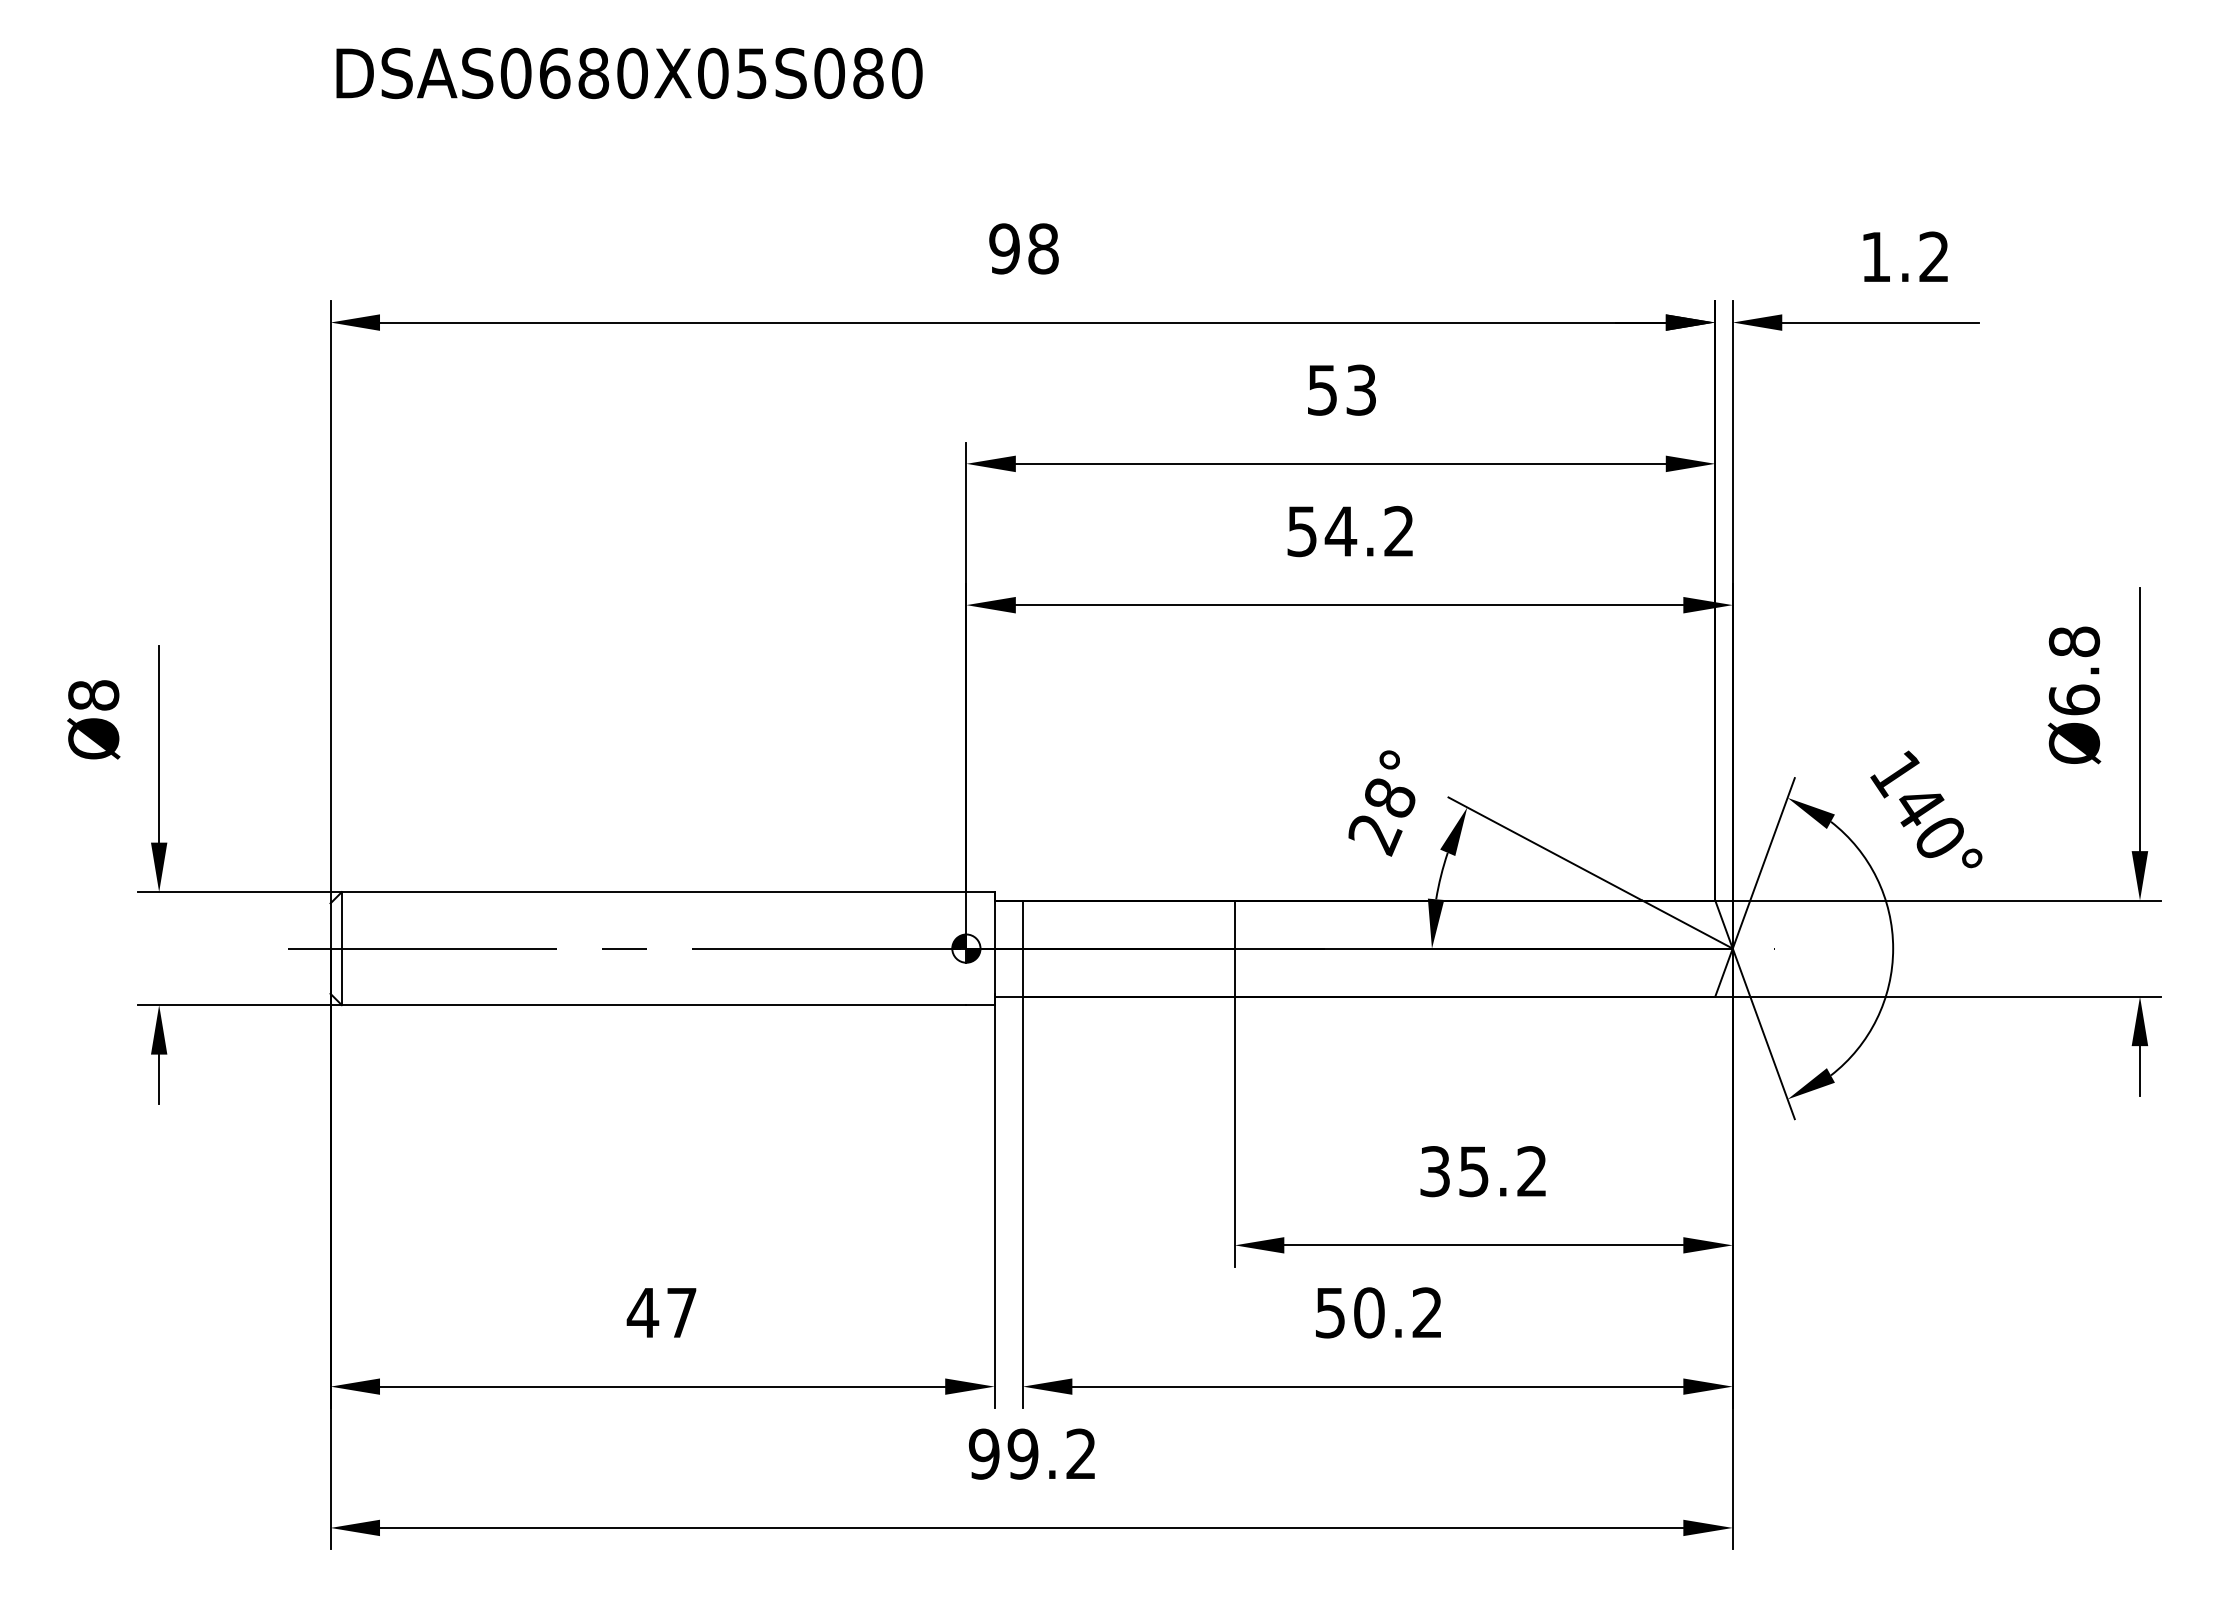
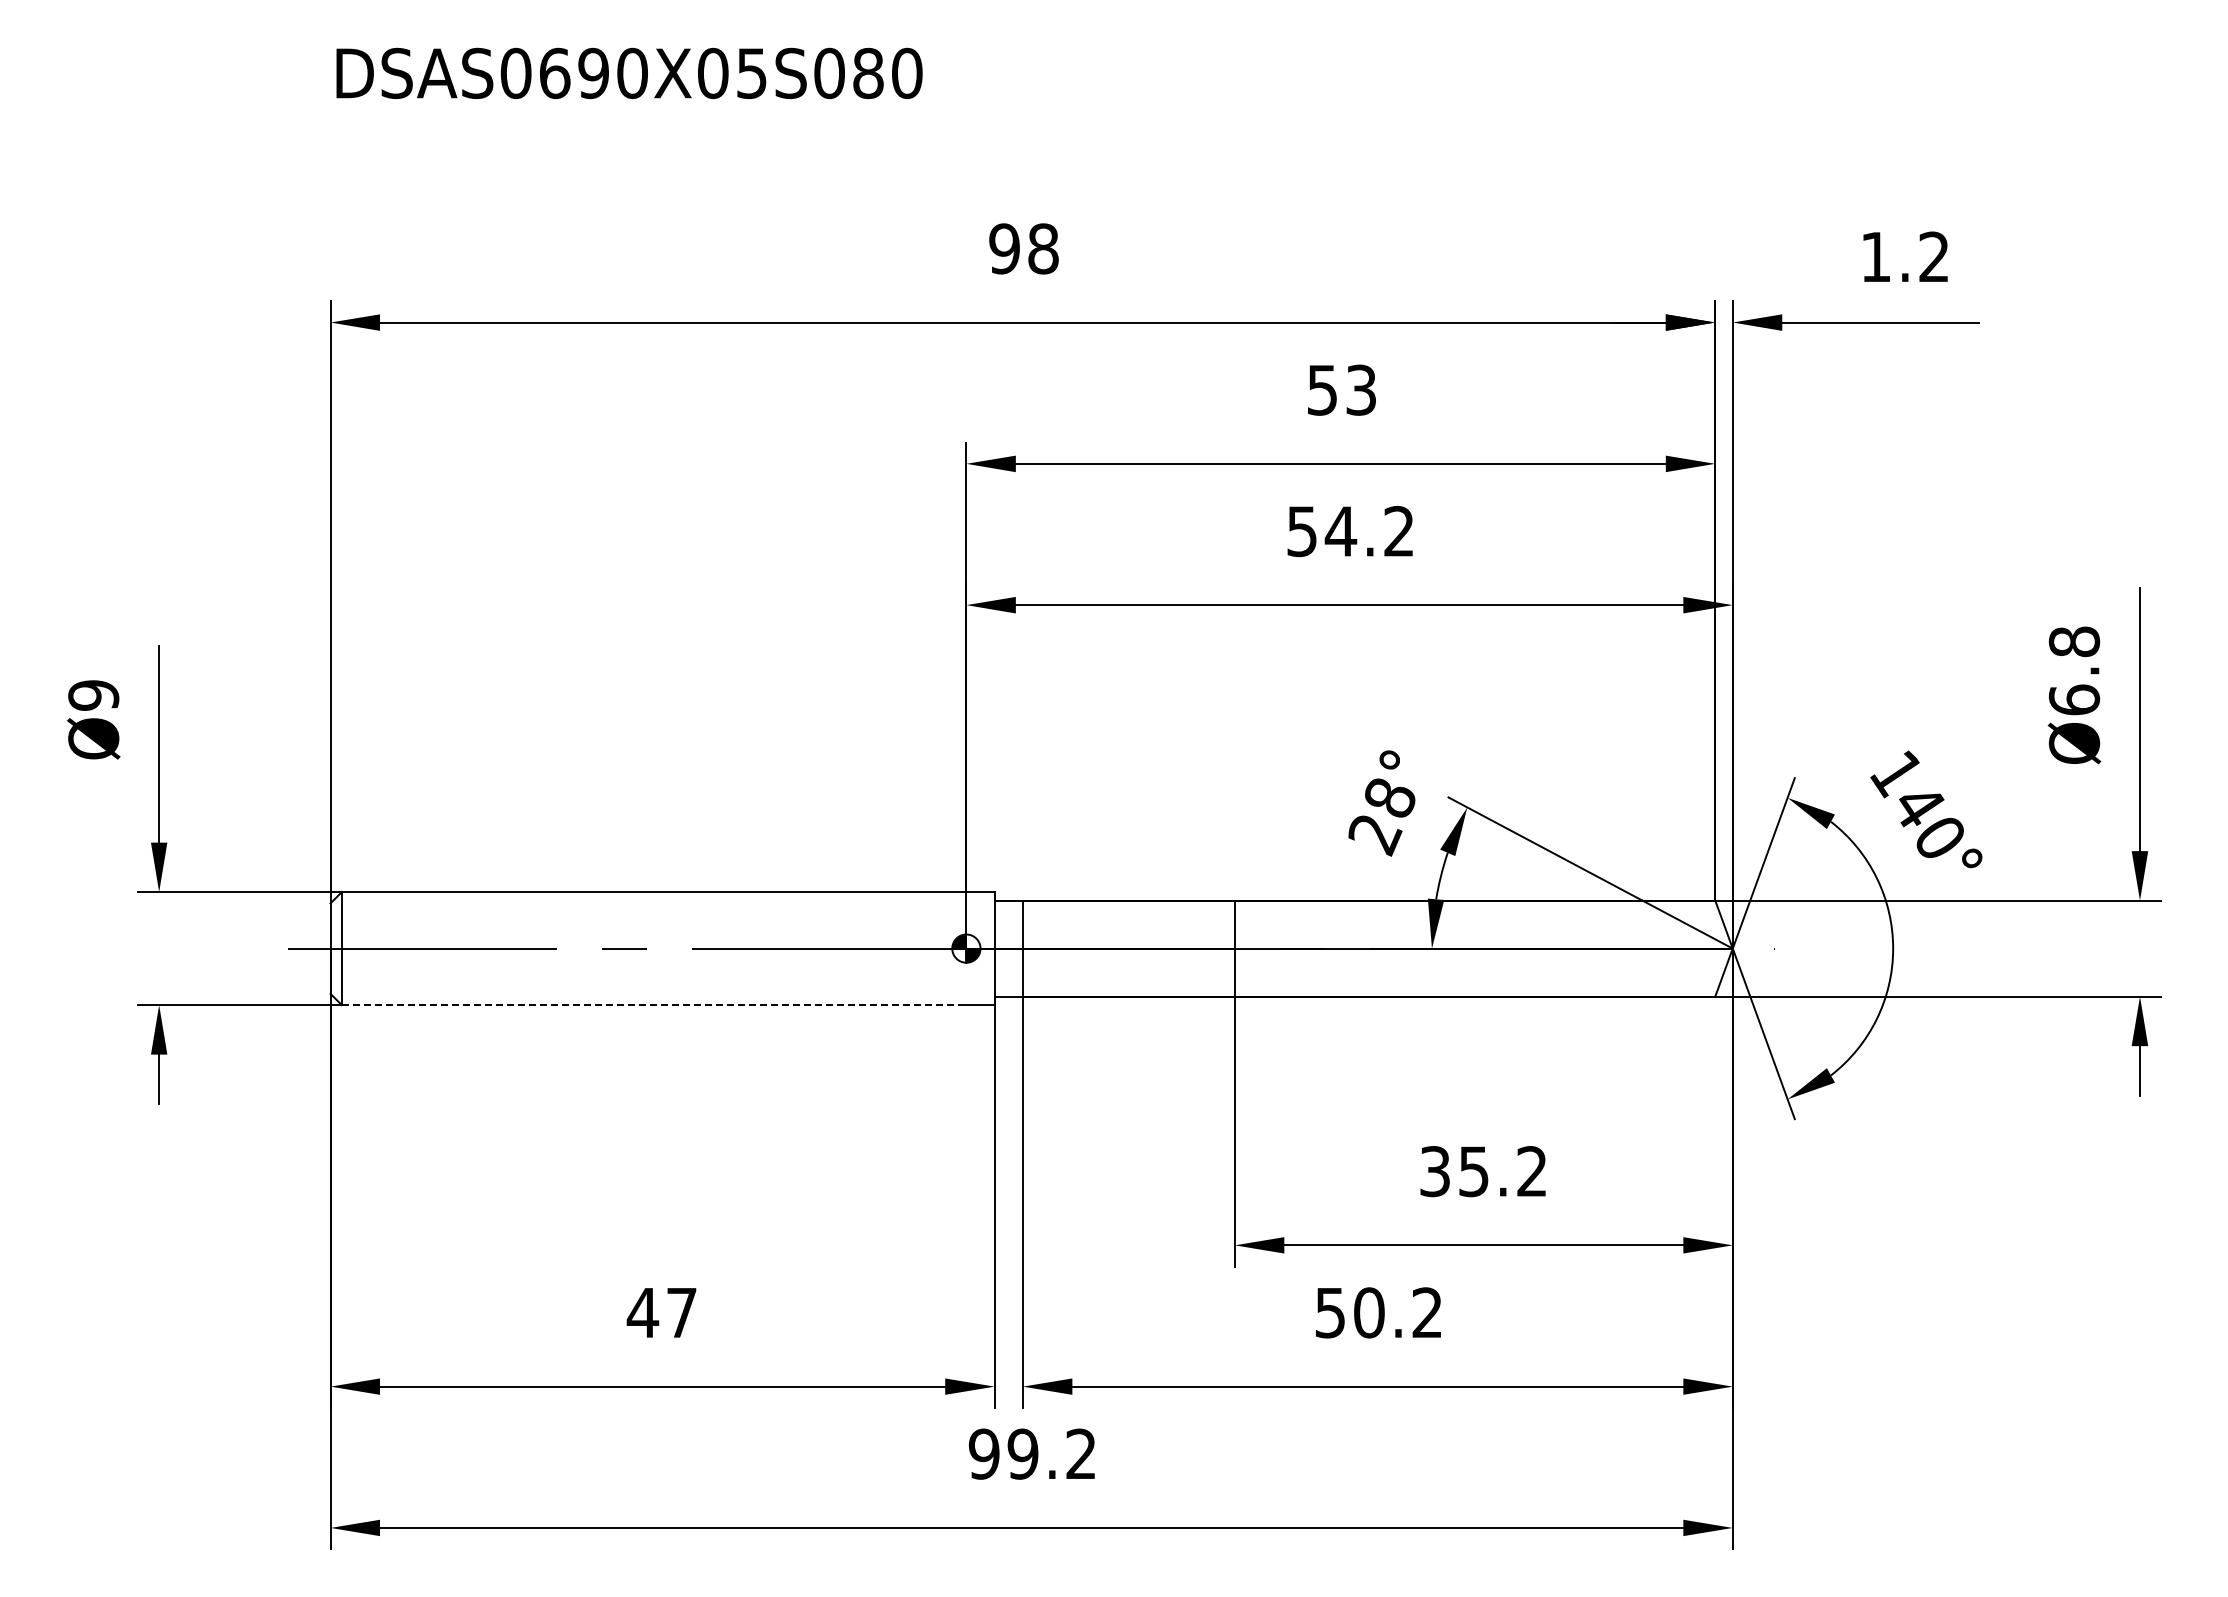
text: DSAS0680X05S080 -> DSAS0690X05S080 (593, 73)
text: Ø8 -> Ø9 (93, 695)
line: solid -> dashed (654, 1005)
